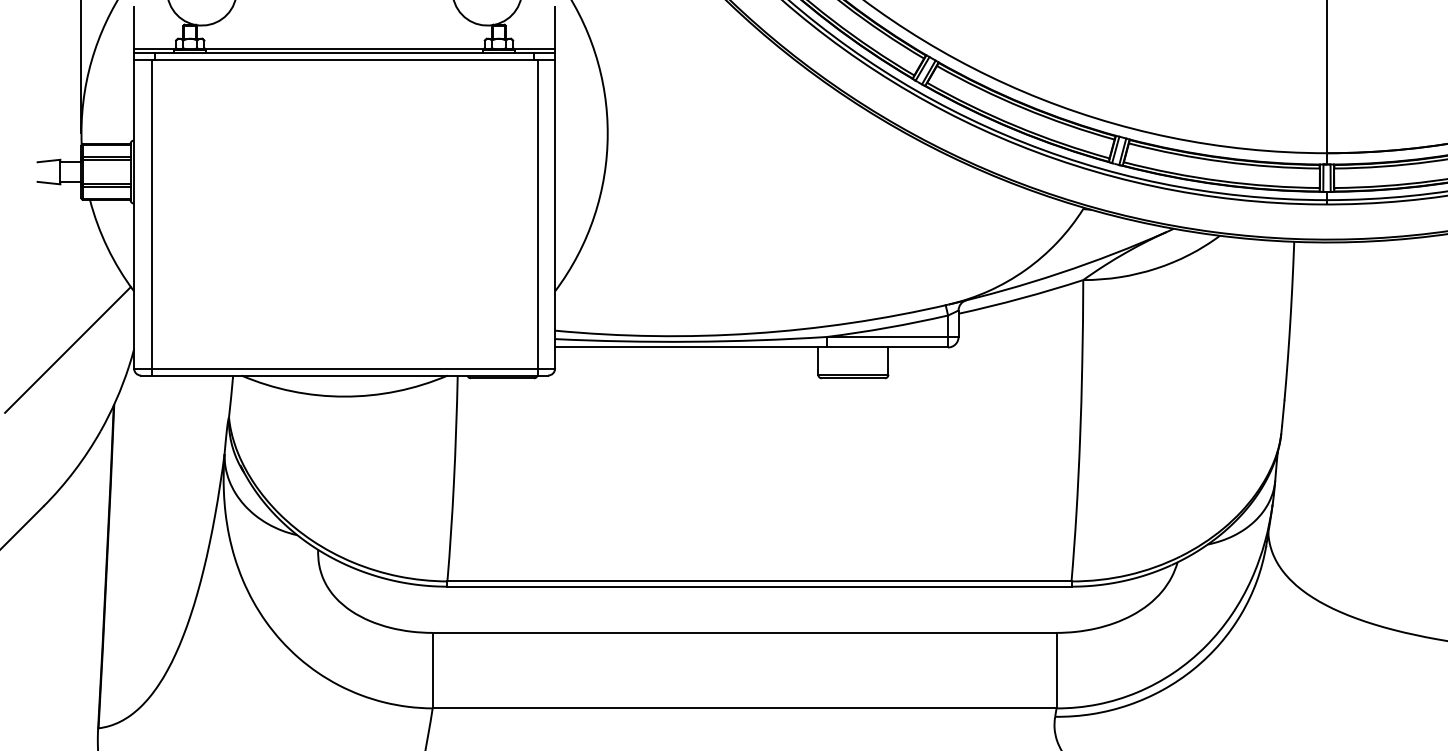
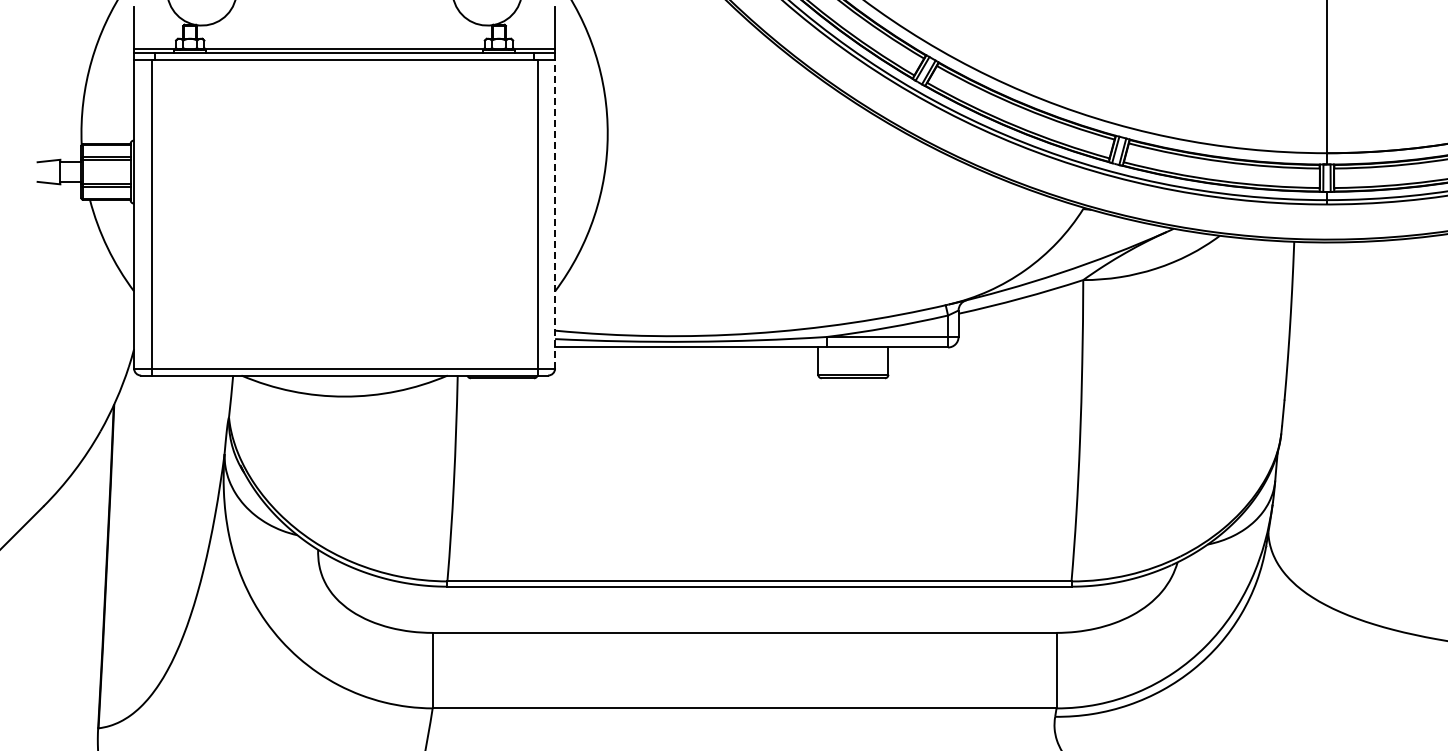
line: present -> none (81, 67)
line: solid -> dashed (555, 213)
line: present -> none (67, 349)
